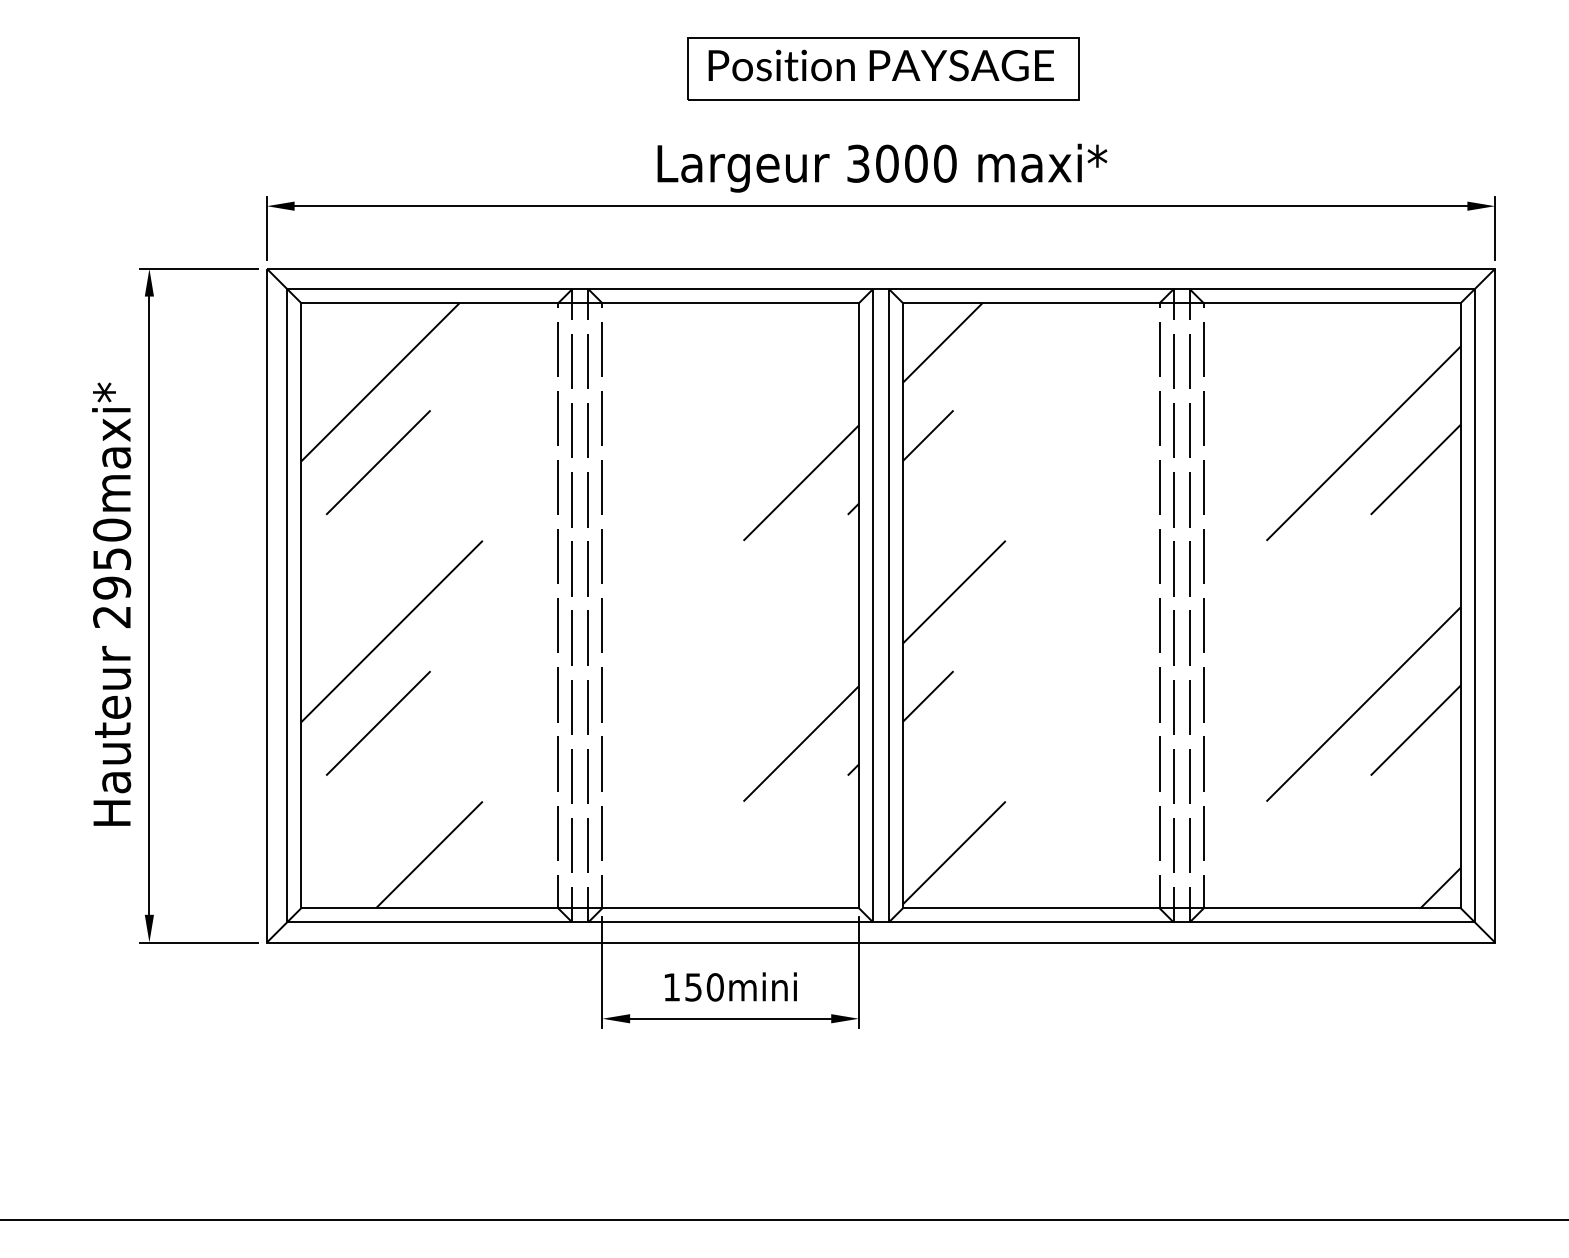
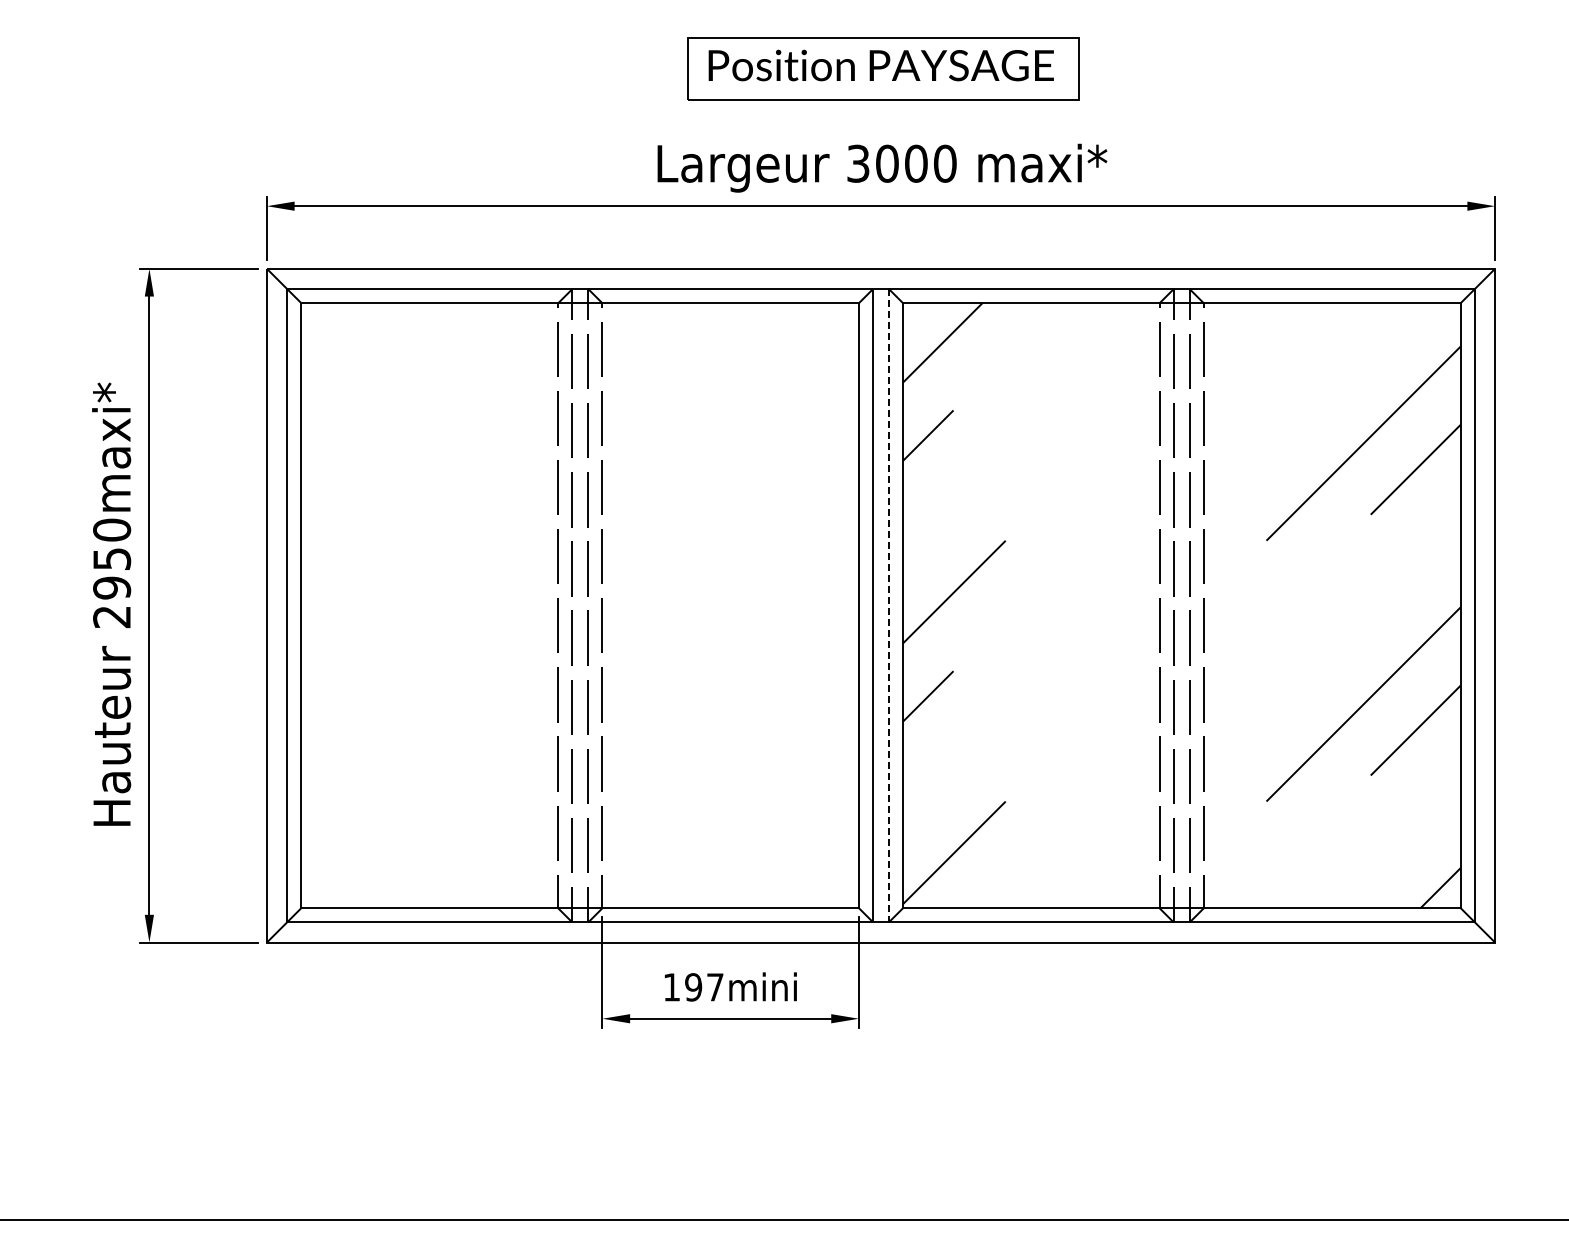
hatch: present -> none (579, 605)
line: solid -> dashed (889, 605)
text: 150mini -> 197mini (704, 987)
